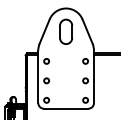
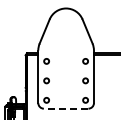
part: present -> none (66, 31)
line: solid -> dashed (65, 108)
